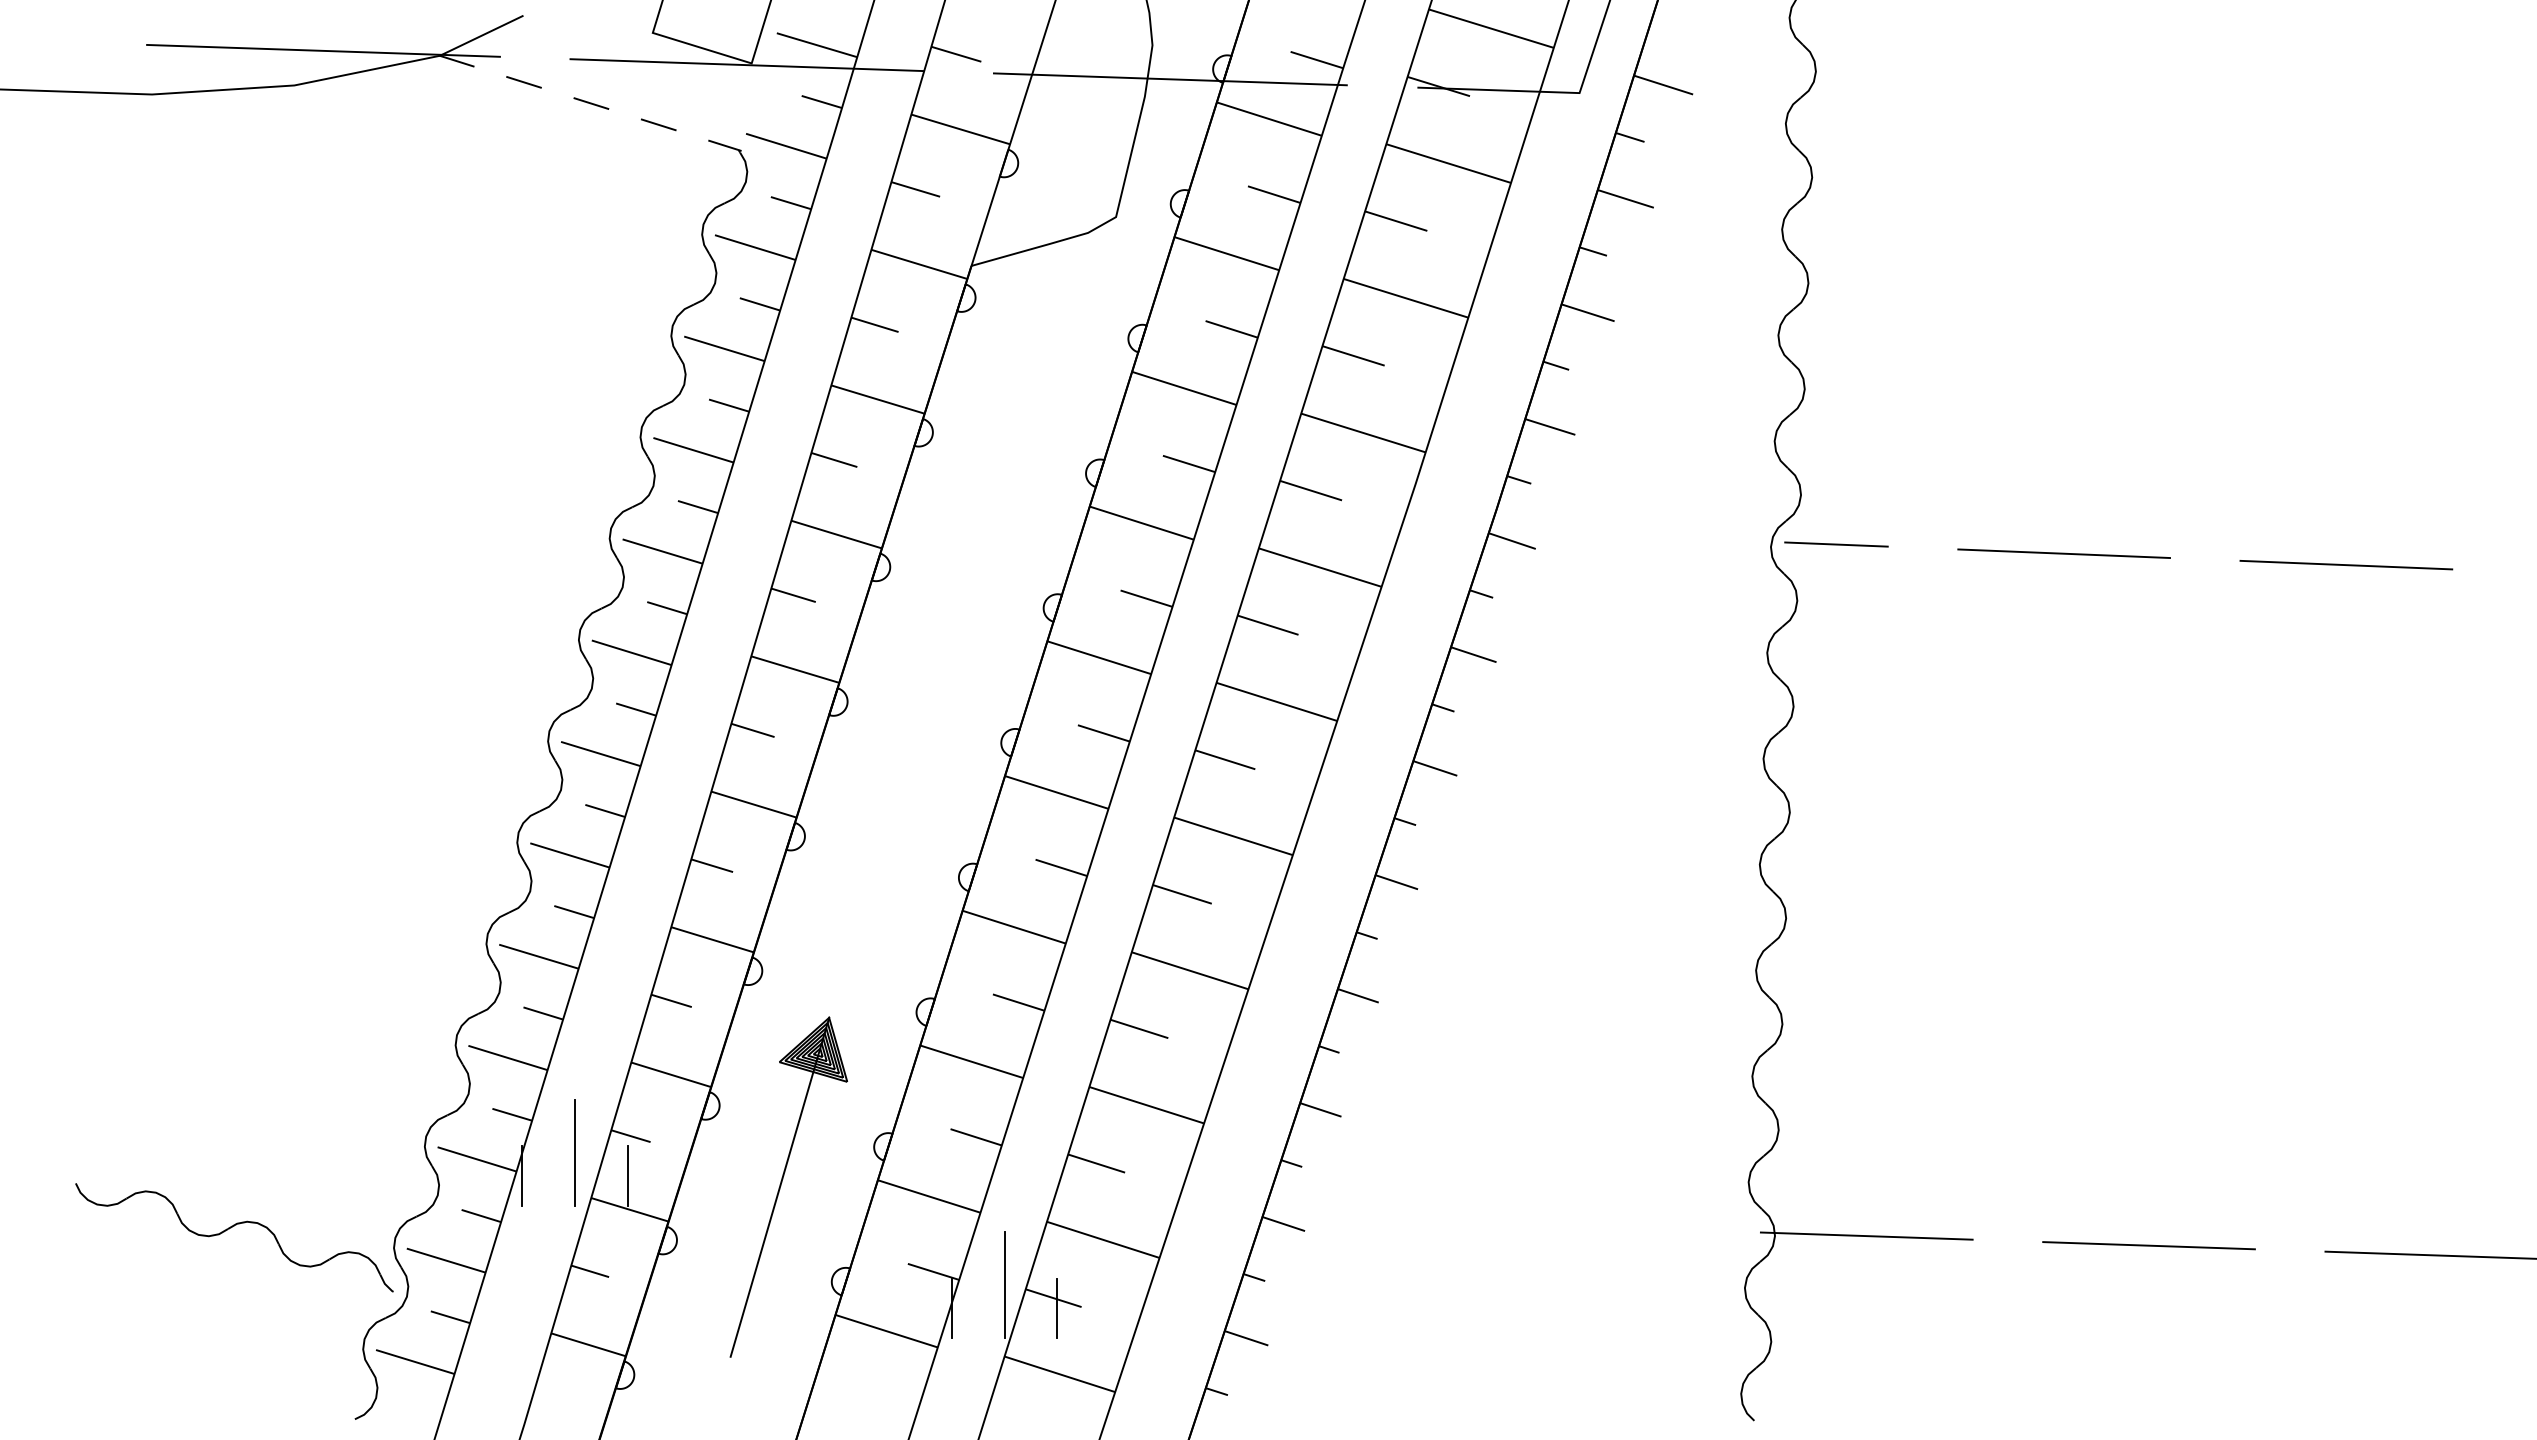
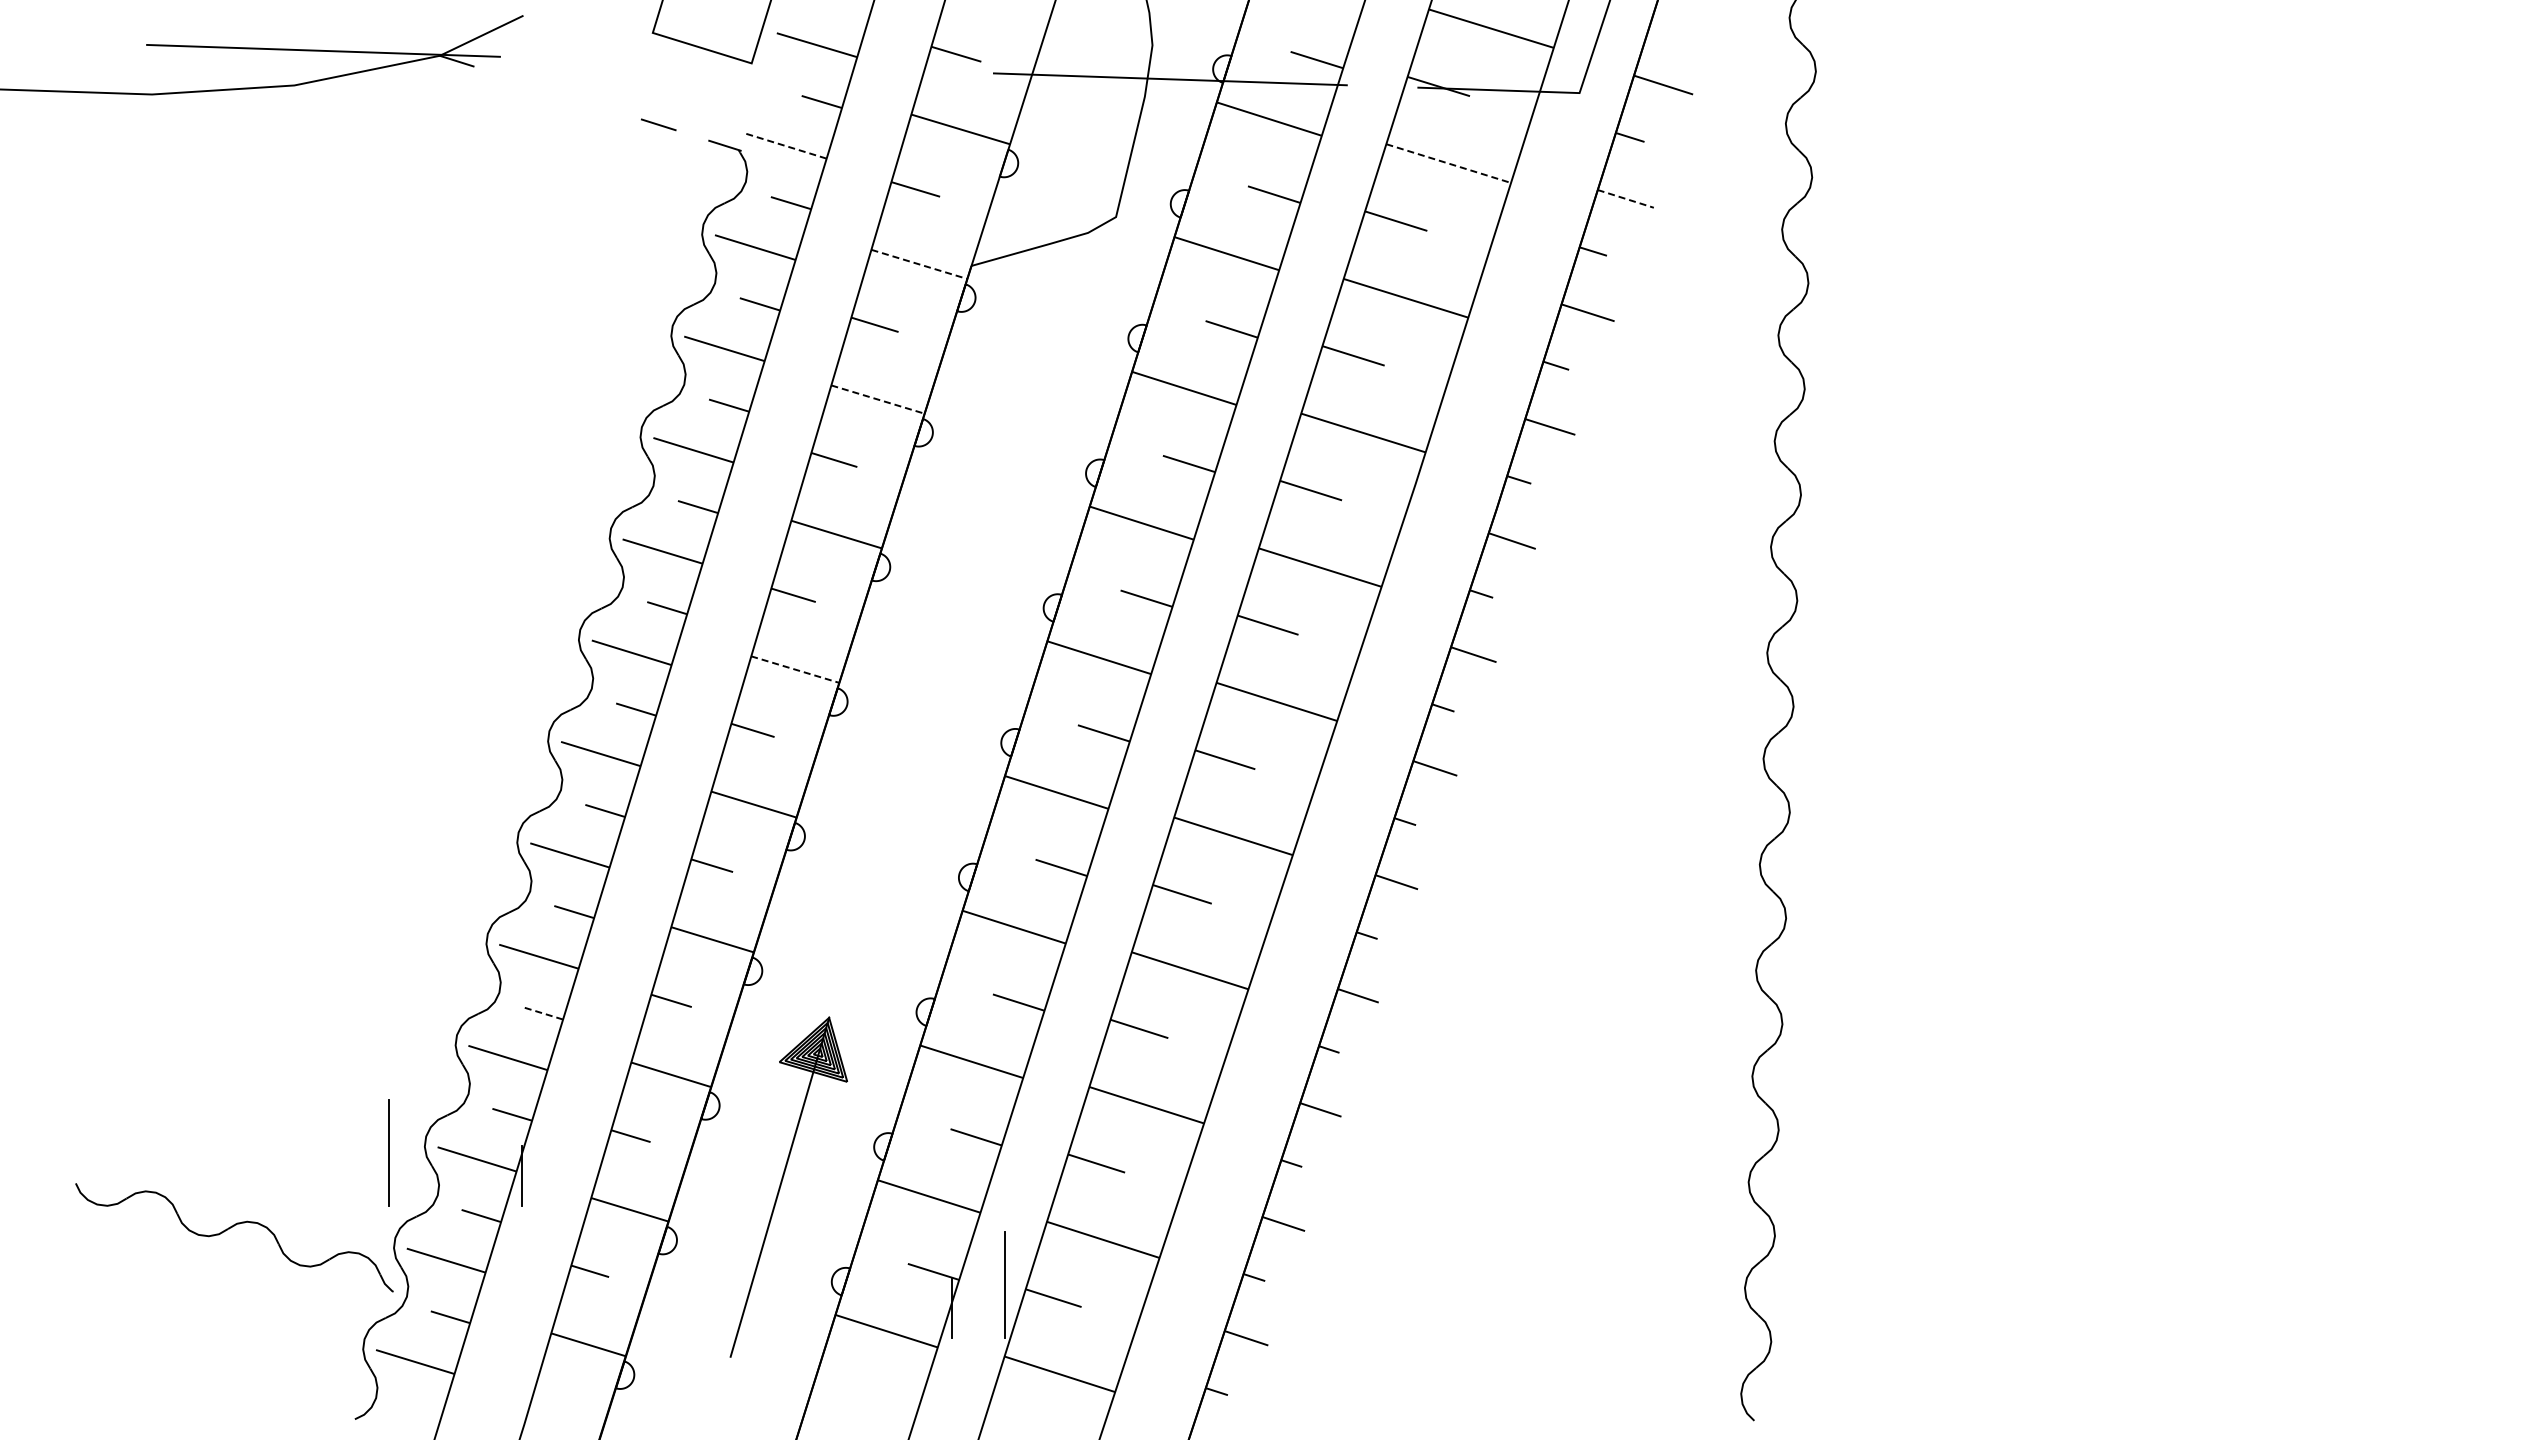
line: present -> none (746, 65)
line: present -> none (523, 82)
line: present -> none (591, 103)
line: solid -> dashed (785, 146)
line: solid -> dashed (1449, 163)
line: solid -> dashed (1626, 199)
line: solid -> dashed (919, 264)
line: solid -> dashed (877, 399)
line: present -> none (1836, 544)
line: present -> none (2063, 553)
line: present -> none (2346, 564)
line: solid -> dashed (795, 669)
line: solid -> dashed (543, 1013)
line position: (574, 1152) -> (388, 1152) (388, 1152)
line: present -> none (628, 1175)
line: present -> none (1866, 1235)
line: present -> none (2148, 1245)
line: present -> none (2429, 1254)
line: present -> none (1057, 1308)
